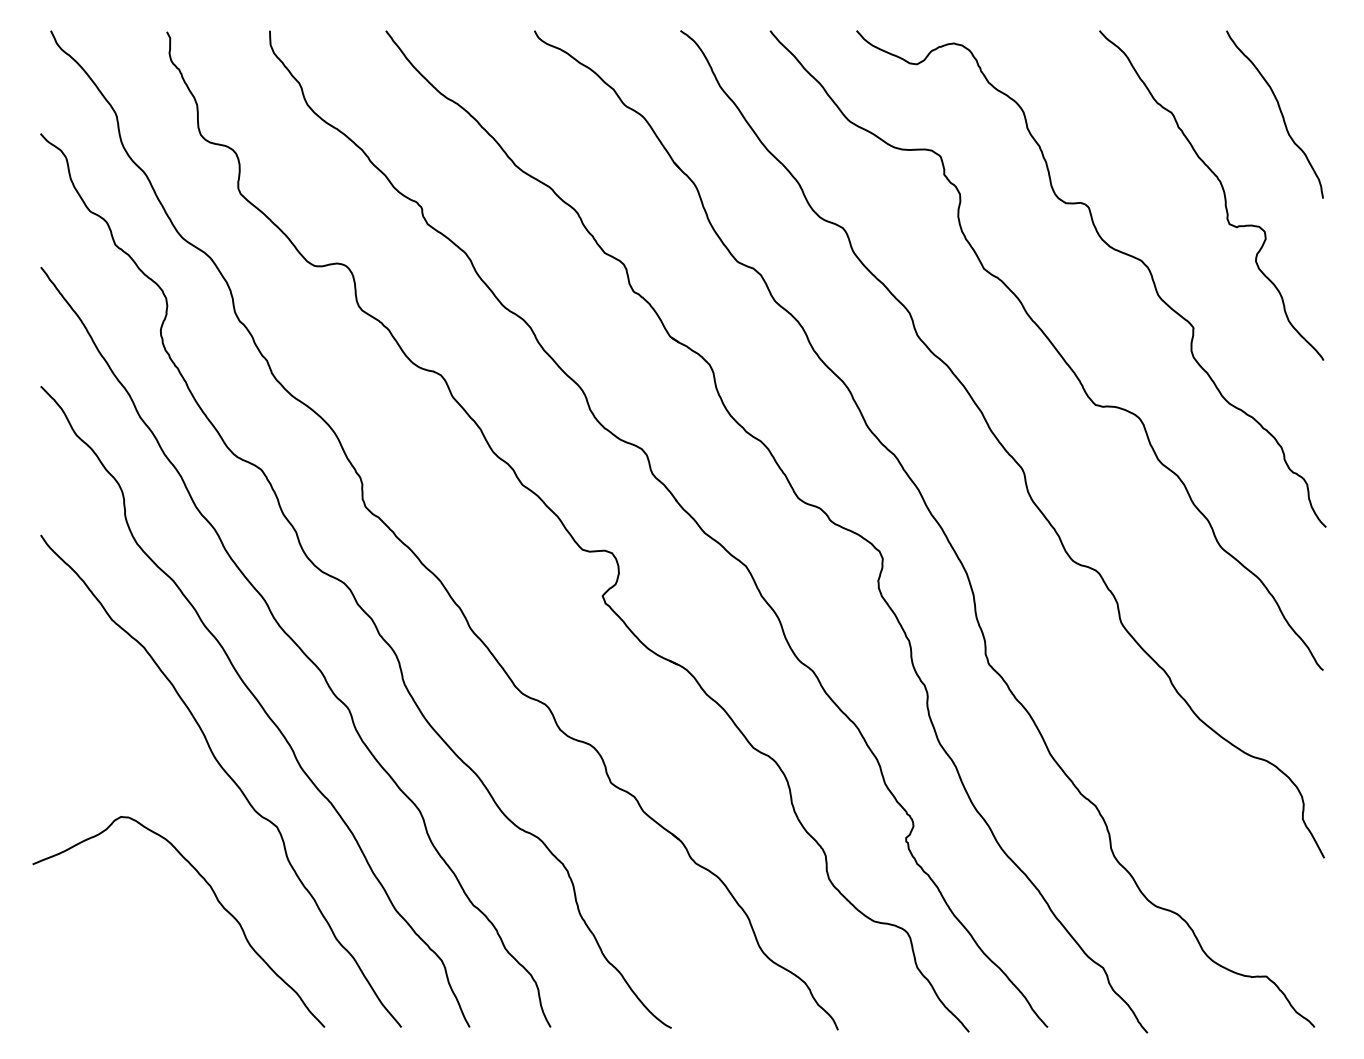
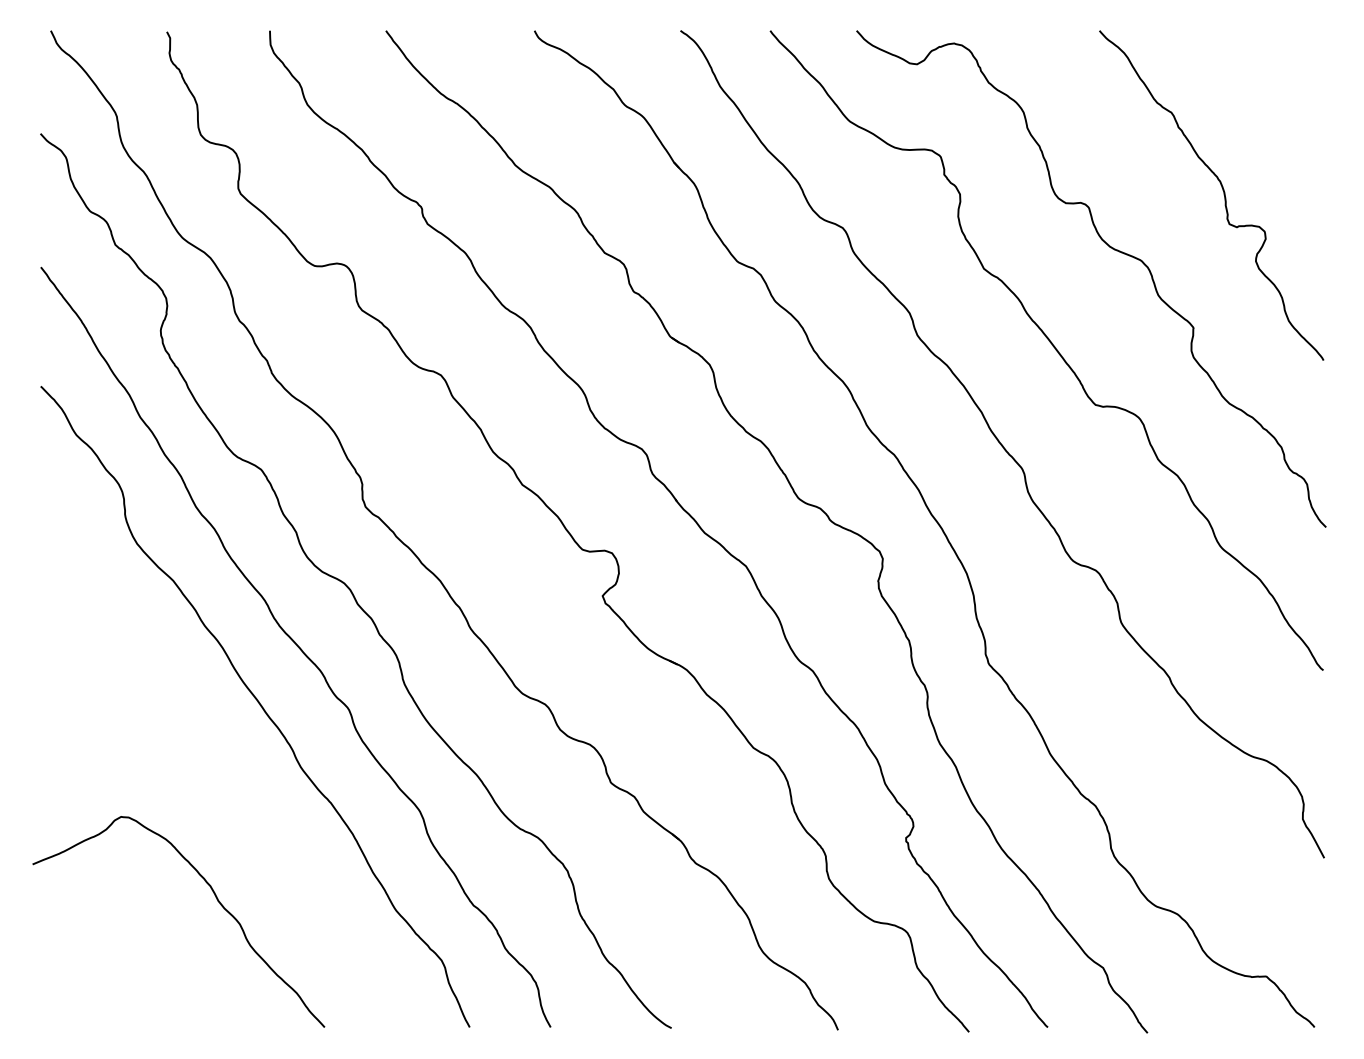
curve: present -> none (1280, 113)
curve: present -> none (226, 774)
